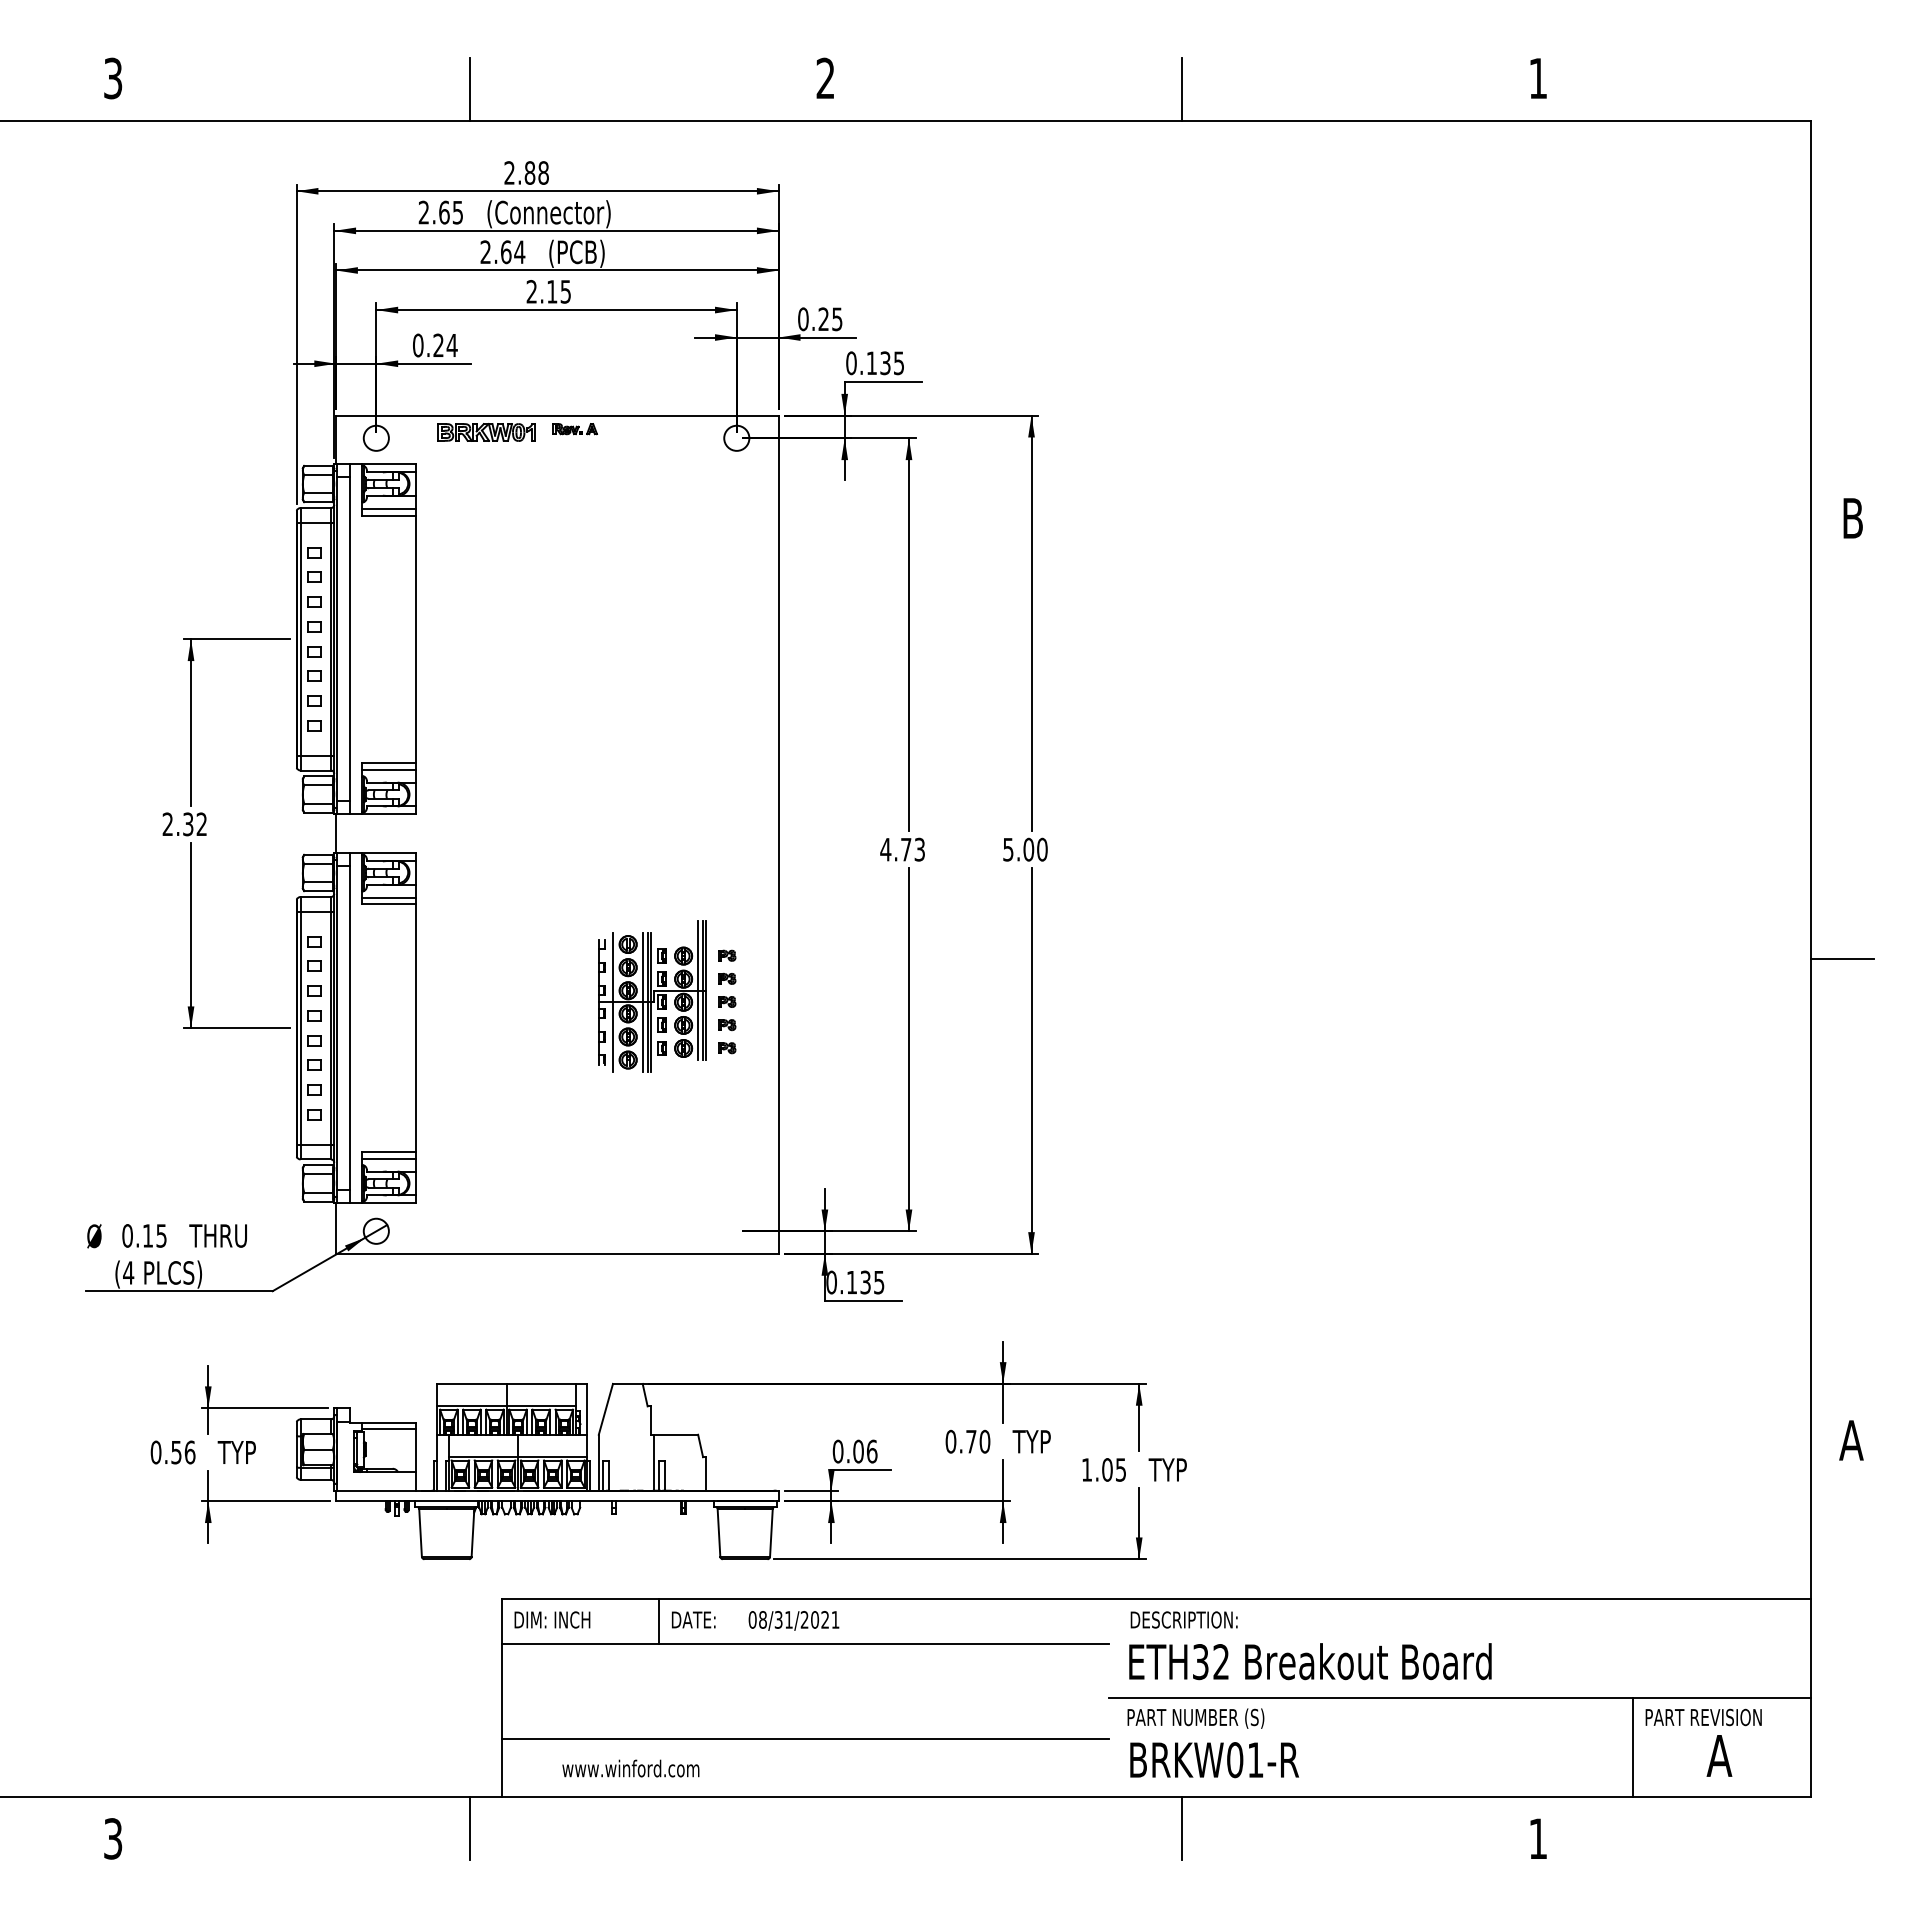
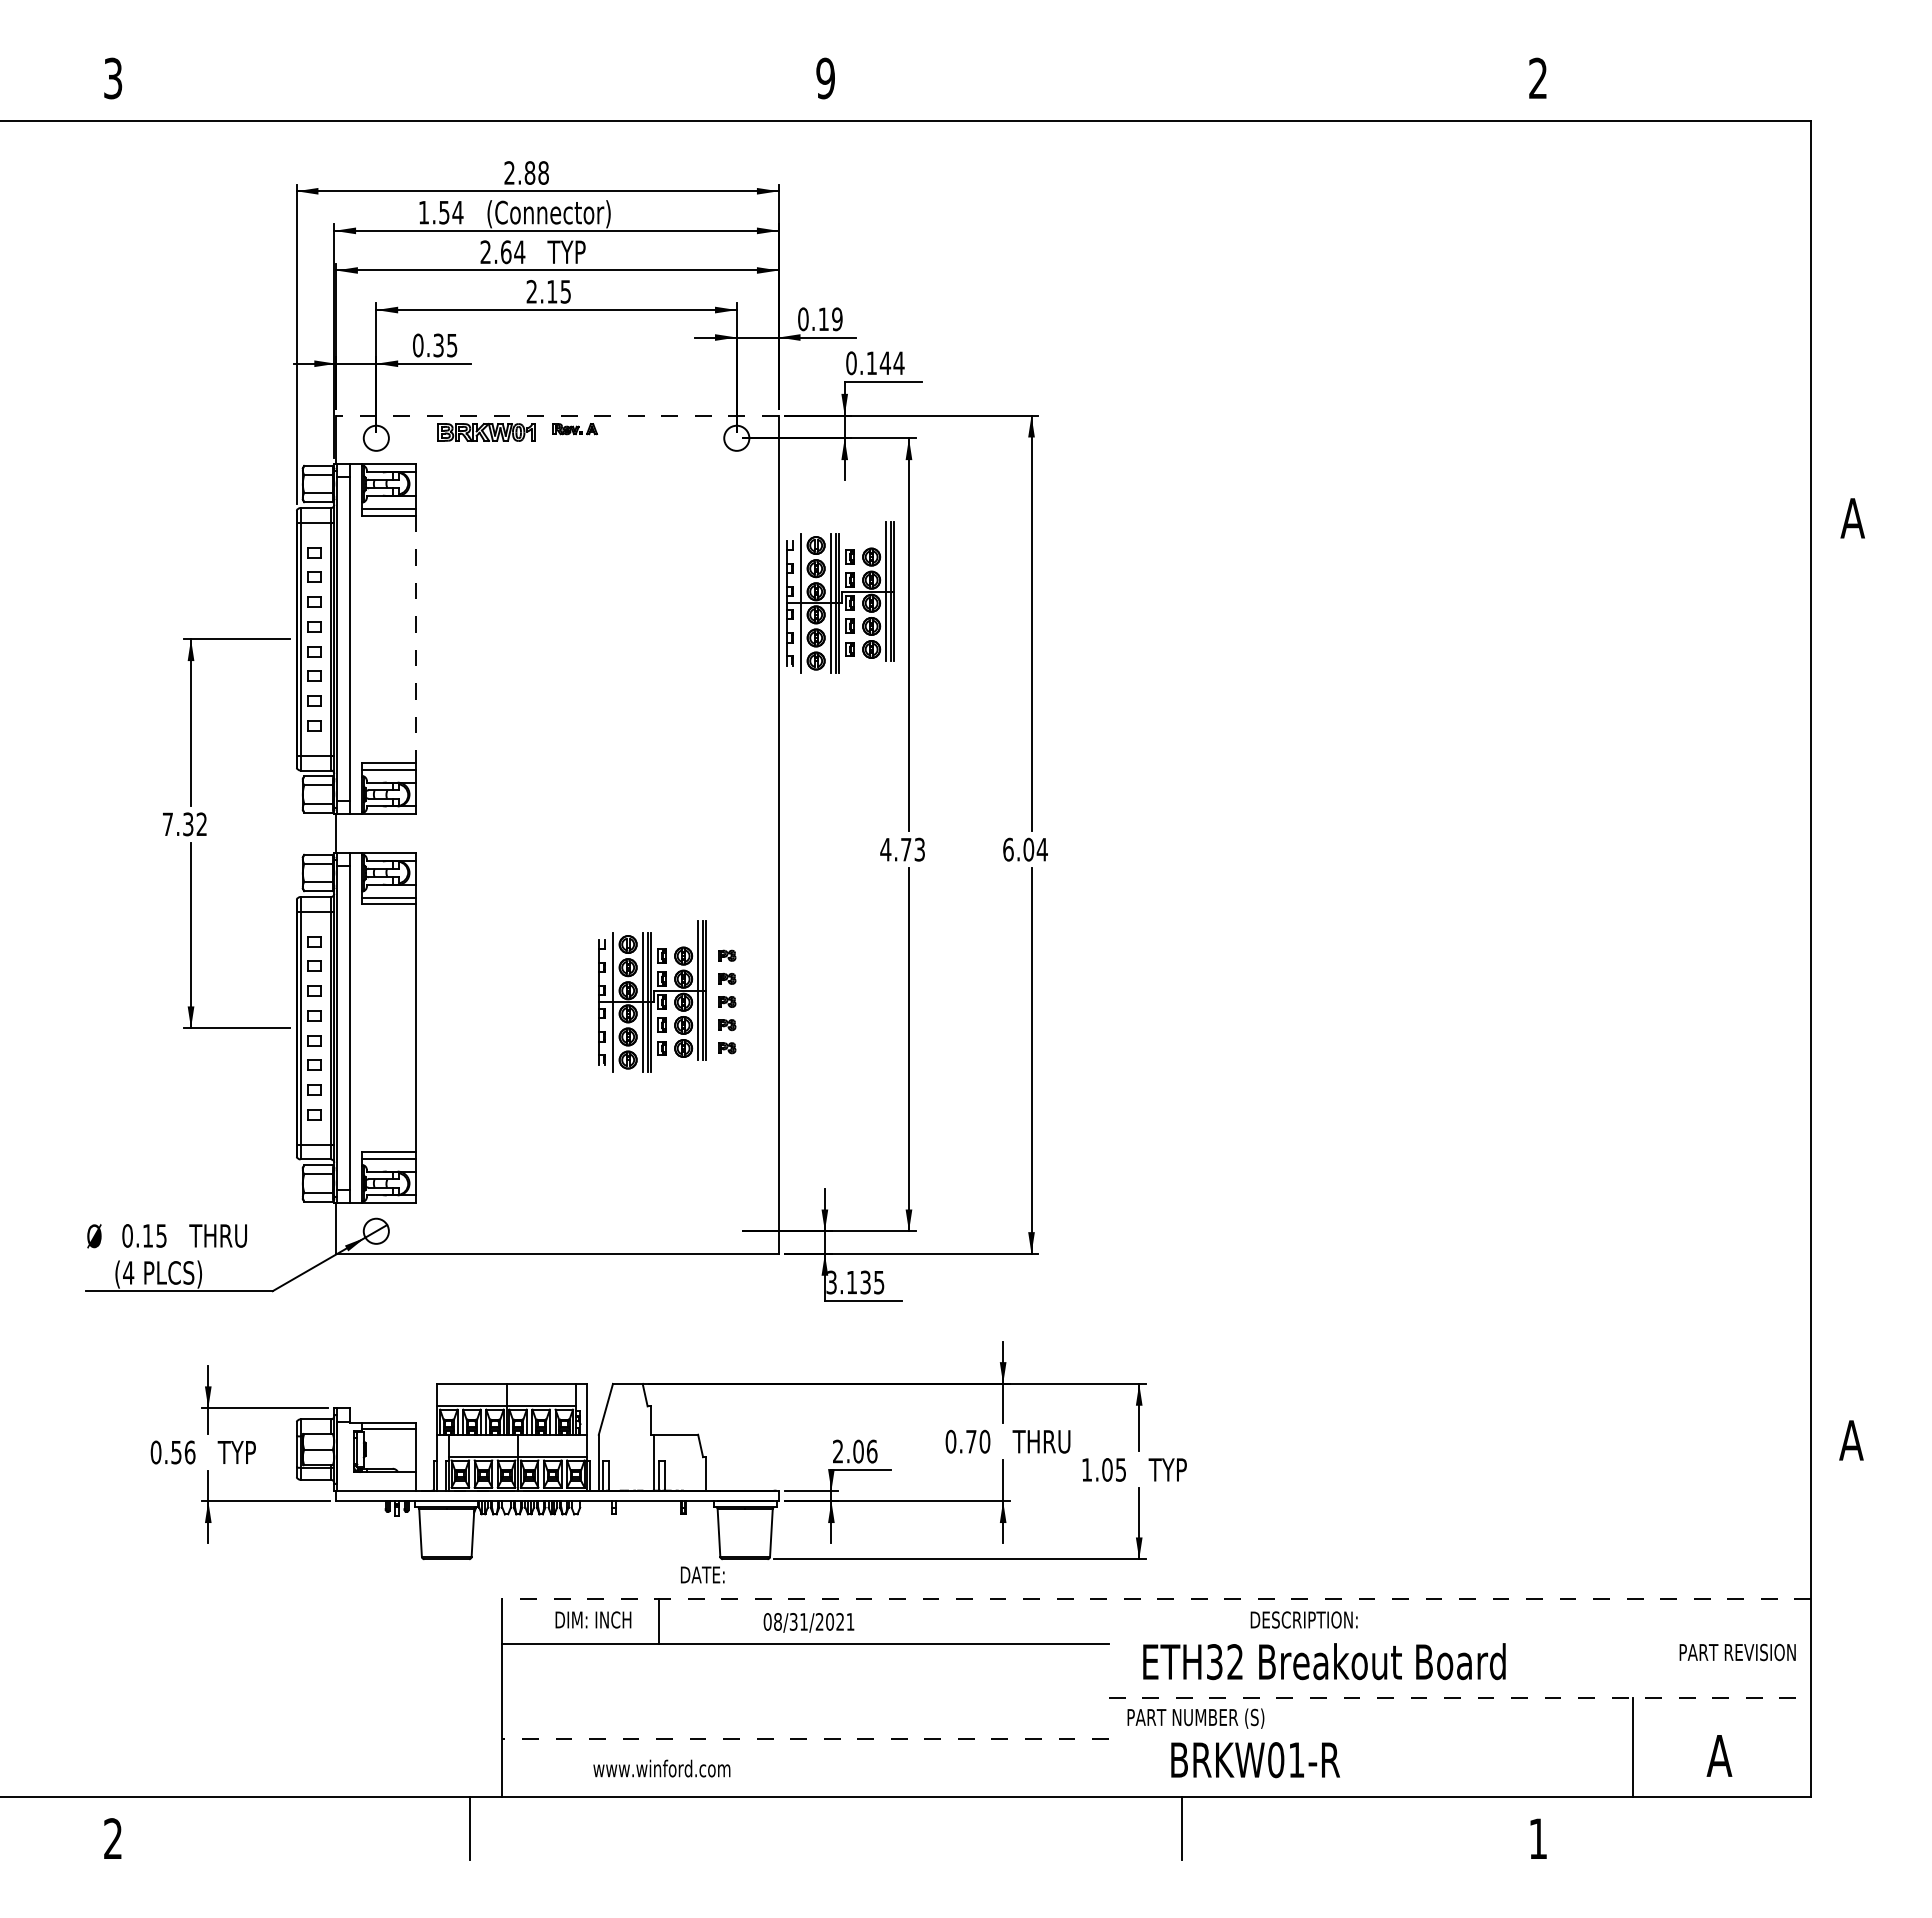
text: 1 -> 2 (1537, 77)
text: 2 -> 9 (825, 78)
line: present -> none (469, 89)
line: present -> none (1182, 89)
text: 2.65 -> 1.54 (440, 212)
text: (PCB) -> TYP (575, 253)
text: 0.25 -> 0.19 (830, 318)
text: 0.24 -> 0.35 (445, 345)
text: 0.135 -> 0.144 (891, 363)
line: solid -> dashed (556, 415)
text: B -> A (1852, 518)
part: none -> present (840, 597)
line: solid -> dashed (416, 639)
text: 2.32 -> 7.32 (167, 823)
text: 5.00 -> 6.04 (1025, 849)
line: present -> none (1842, 959)
text: 0.135 -> 3.135 (831, 1282)
text: TYP -> THRU (1047, 1441)
text: 0.06 -> 2.06 (837, 1451)
line: solid -> dashed (1156, 1598)
text position: (552, 1619) -> (593, 1619) (593, 1619)
text position: (693, 1619) -> (702, 1574) (702, 1574)
text position: (1183, 1619) -> (1303, 1619) (1303, 1619)
text position: (793, 1620) -> (808, 1622) (808, 1622)
text position: (1310, 1661) -> (1324, 1661) (1324, 1661)
line: solid -> dashed (1460, 1698)
text position: (1703, 1717) -> (1737, 1652) (1737, 1652)
line: solid -> dashed (804, 1739)
text position: (1214, 1760) -> (1255, 1760) (1255, 1760)
text position: (630, 1768) -> (661, 1768) (661, 1768)
text: 3 -> 2 (113, 1838)
